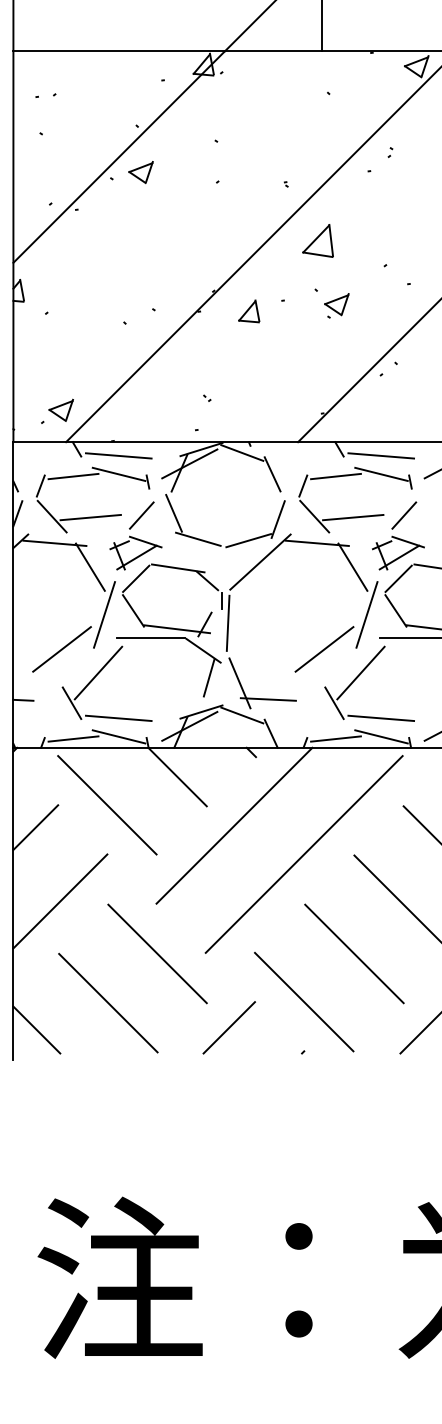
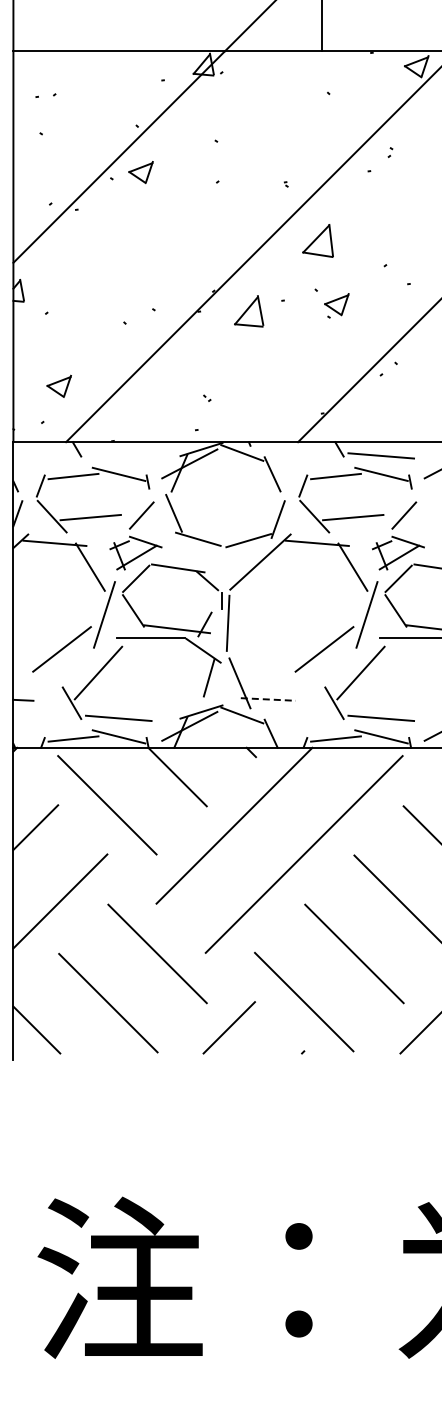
part size: 23x25 px -> 31x33 px (249, 311)
part position: (60, 409) -> (58, 385) (58, 385)
line: present -> none (118, 455)
line: solid -> dashed (268, 699)
